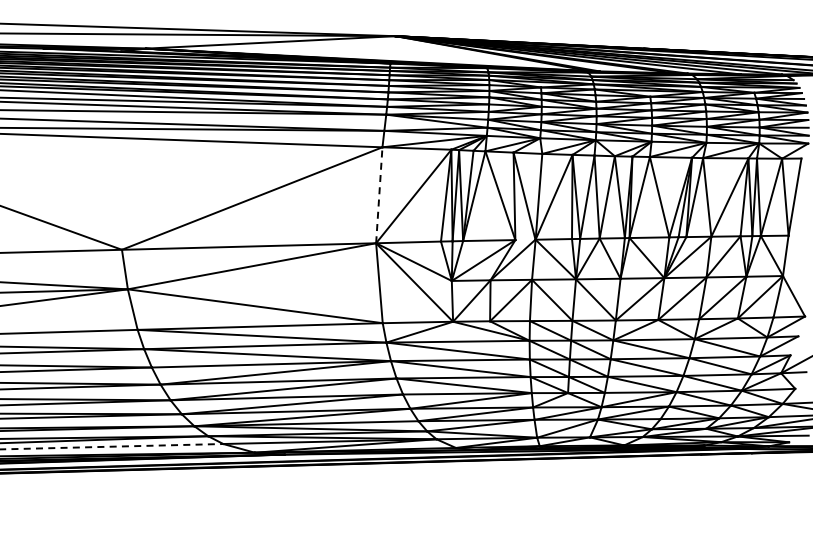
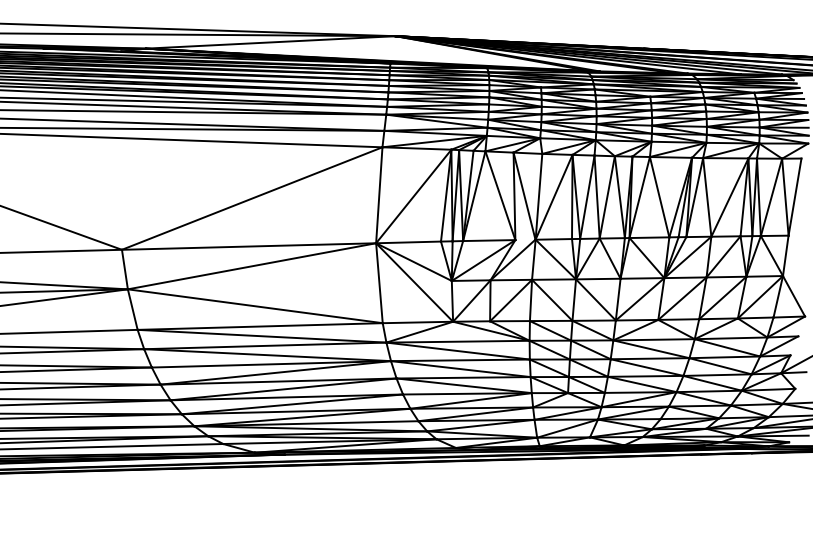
line: dashed -> solid (379, 194)
line: dashed -> solid (112, 446)
